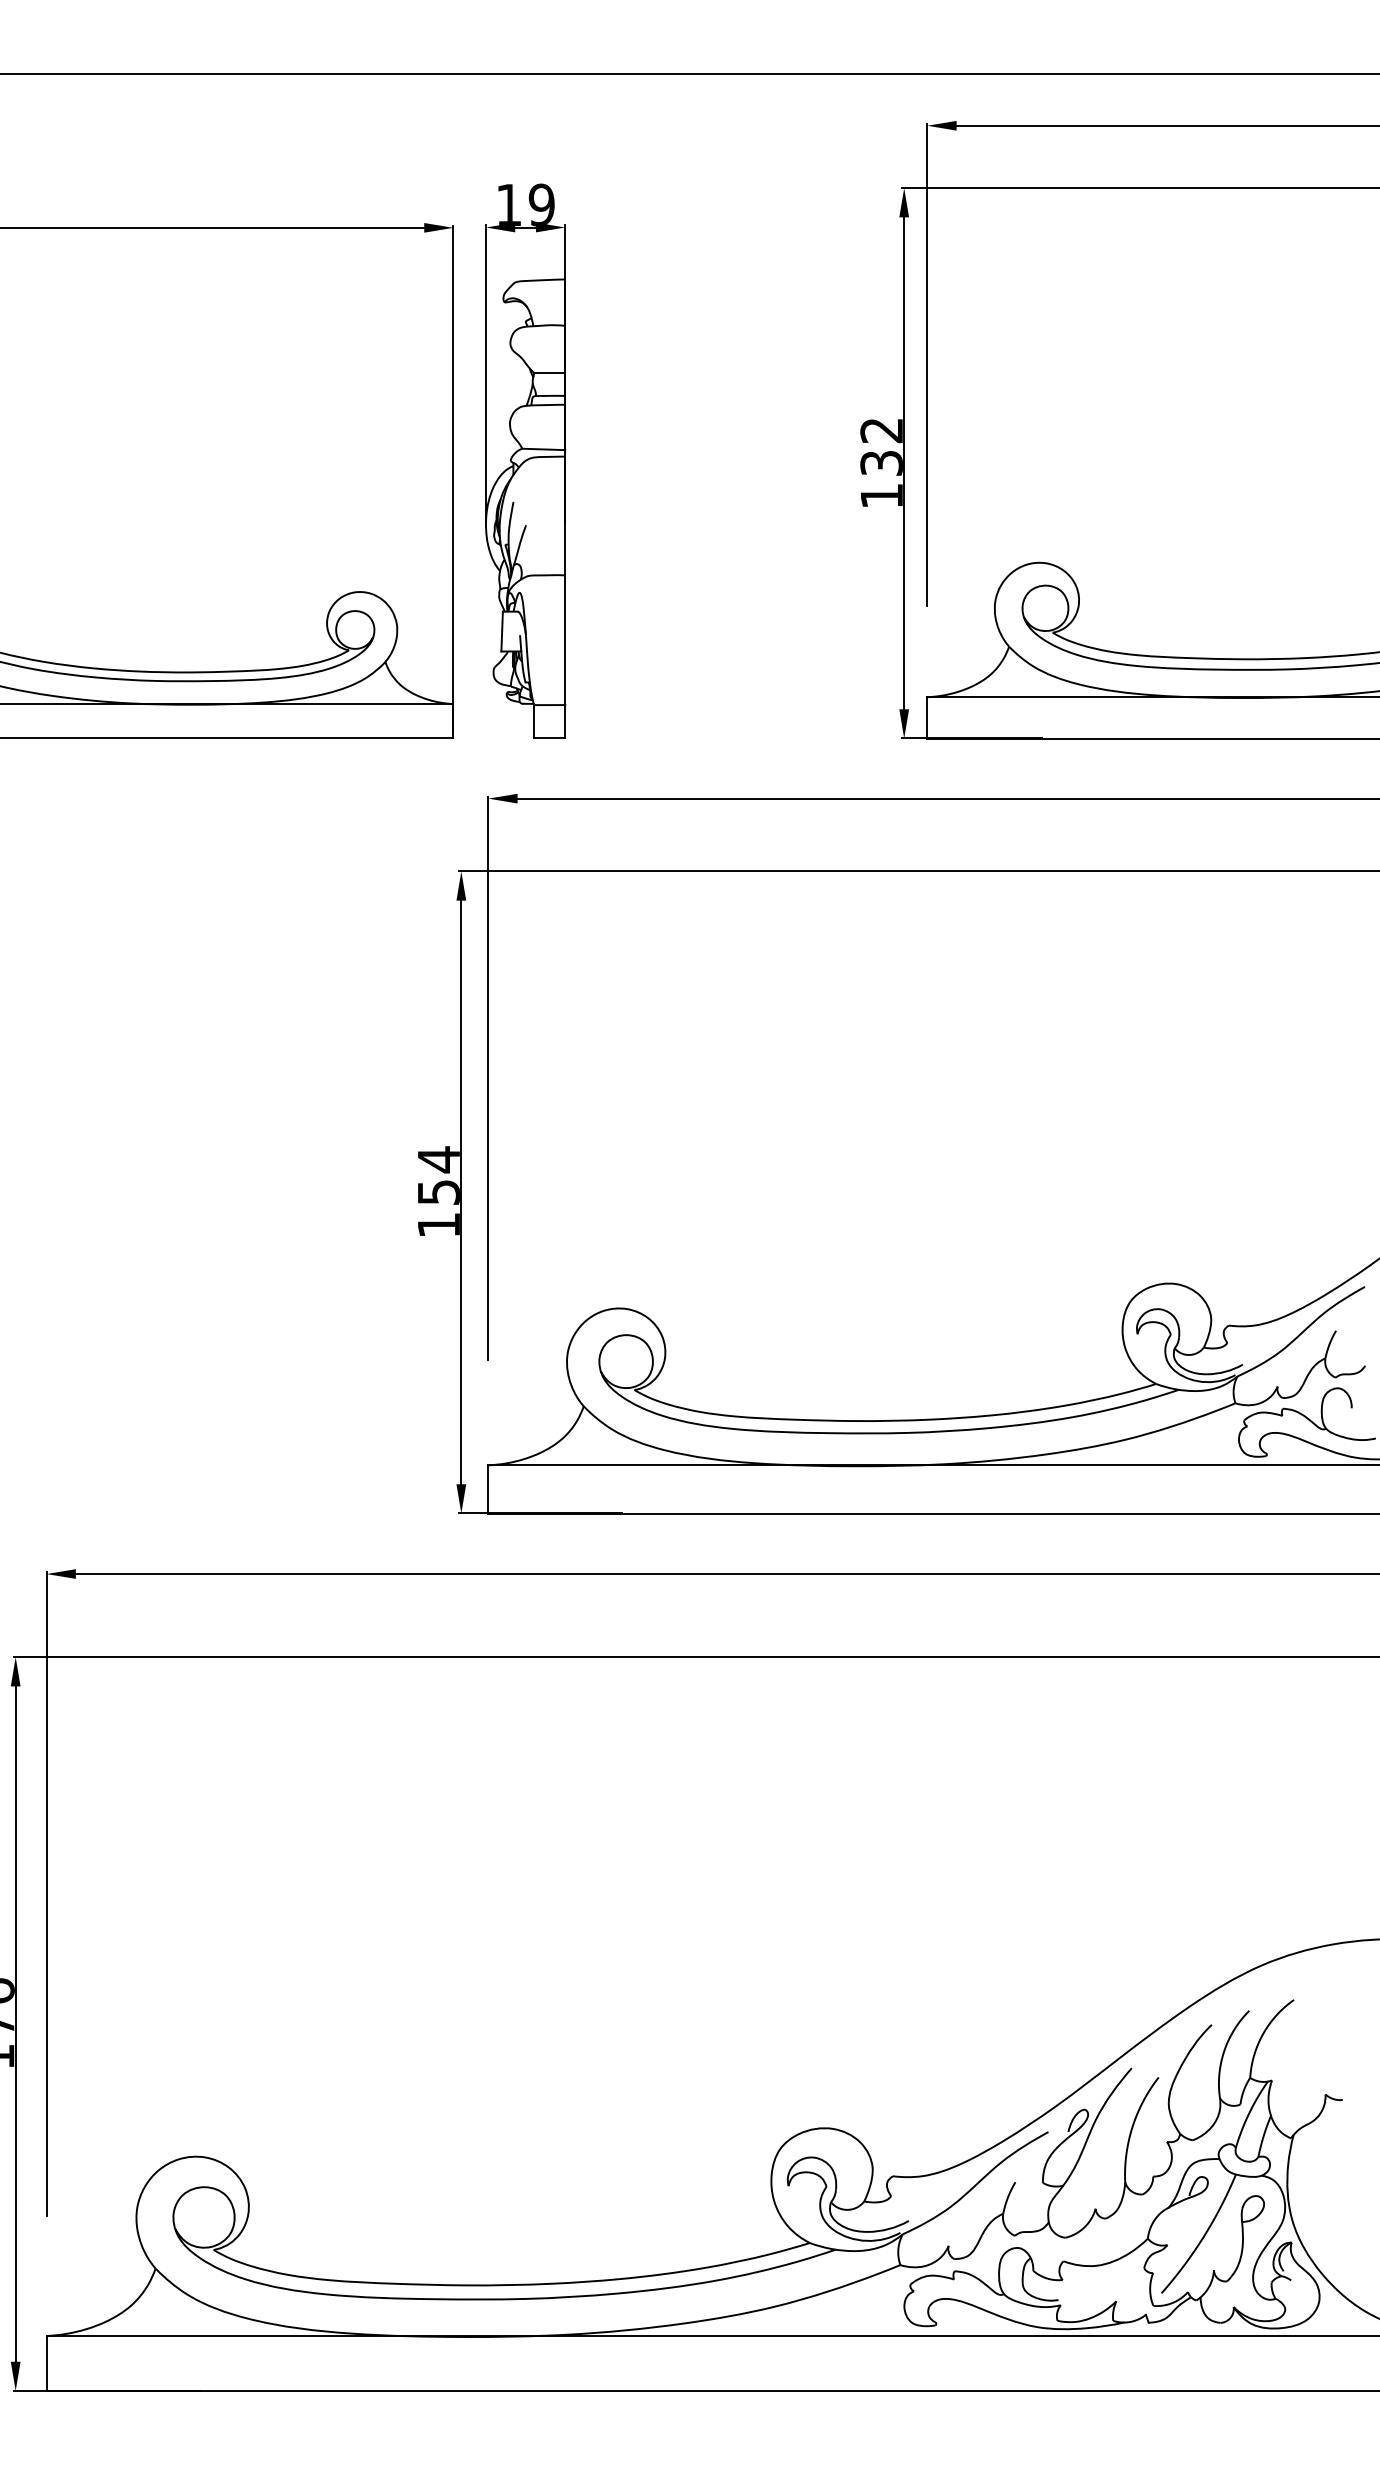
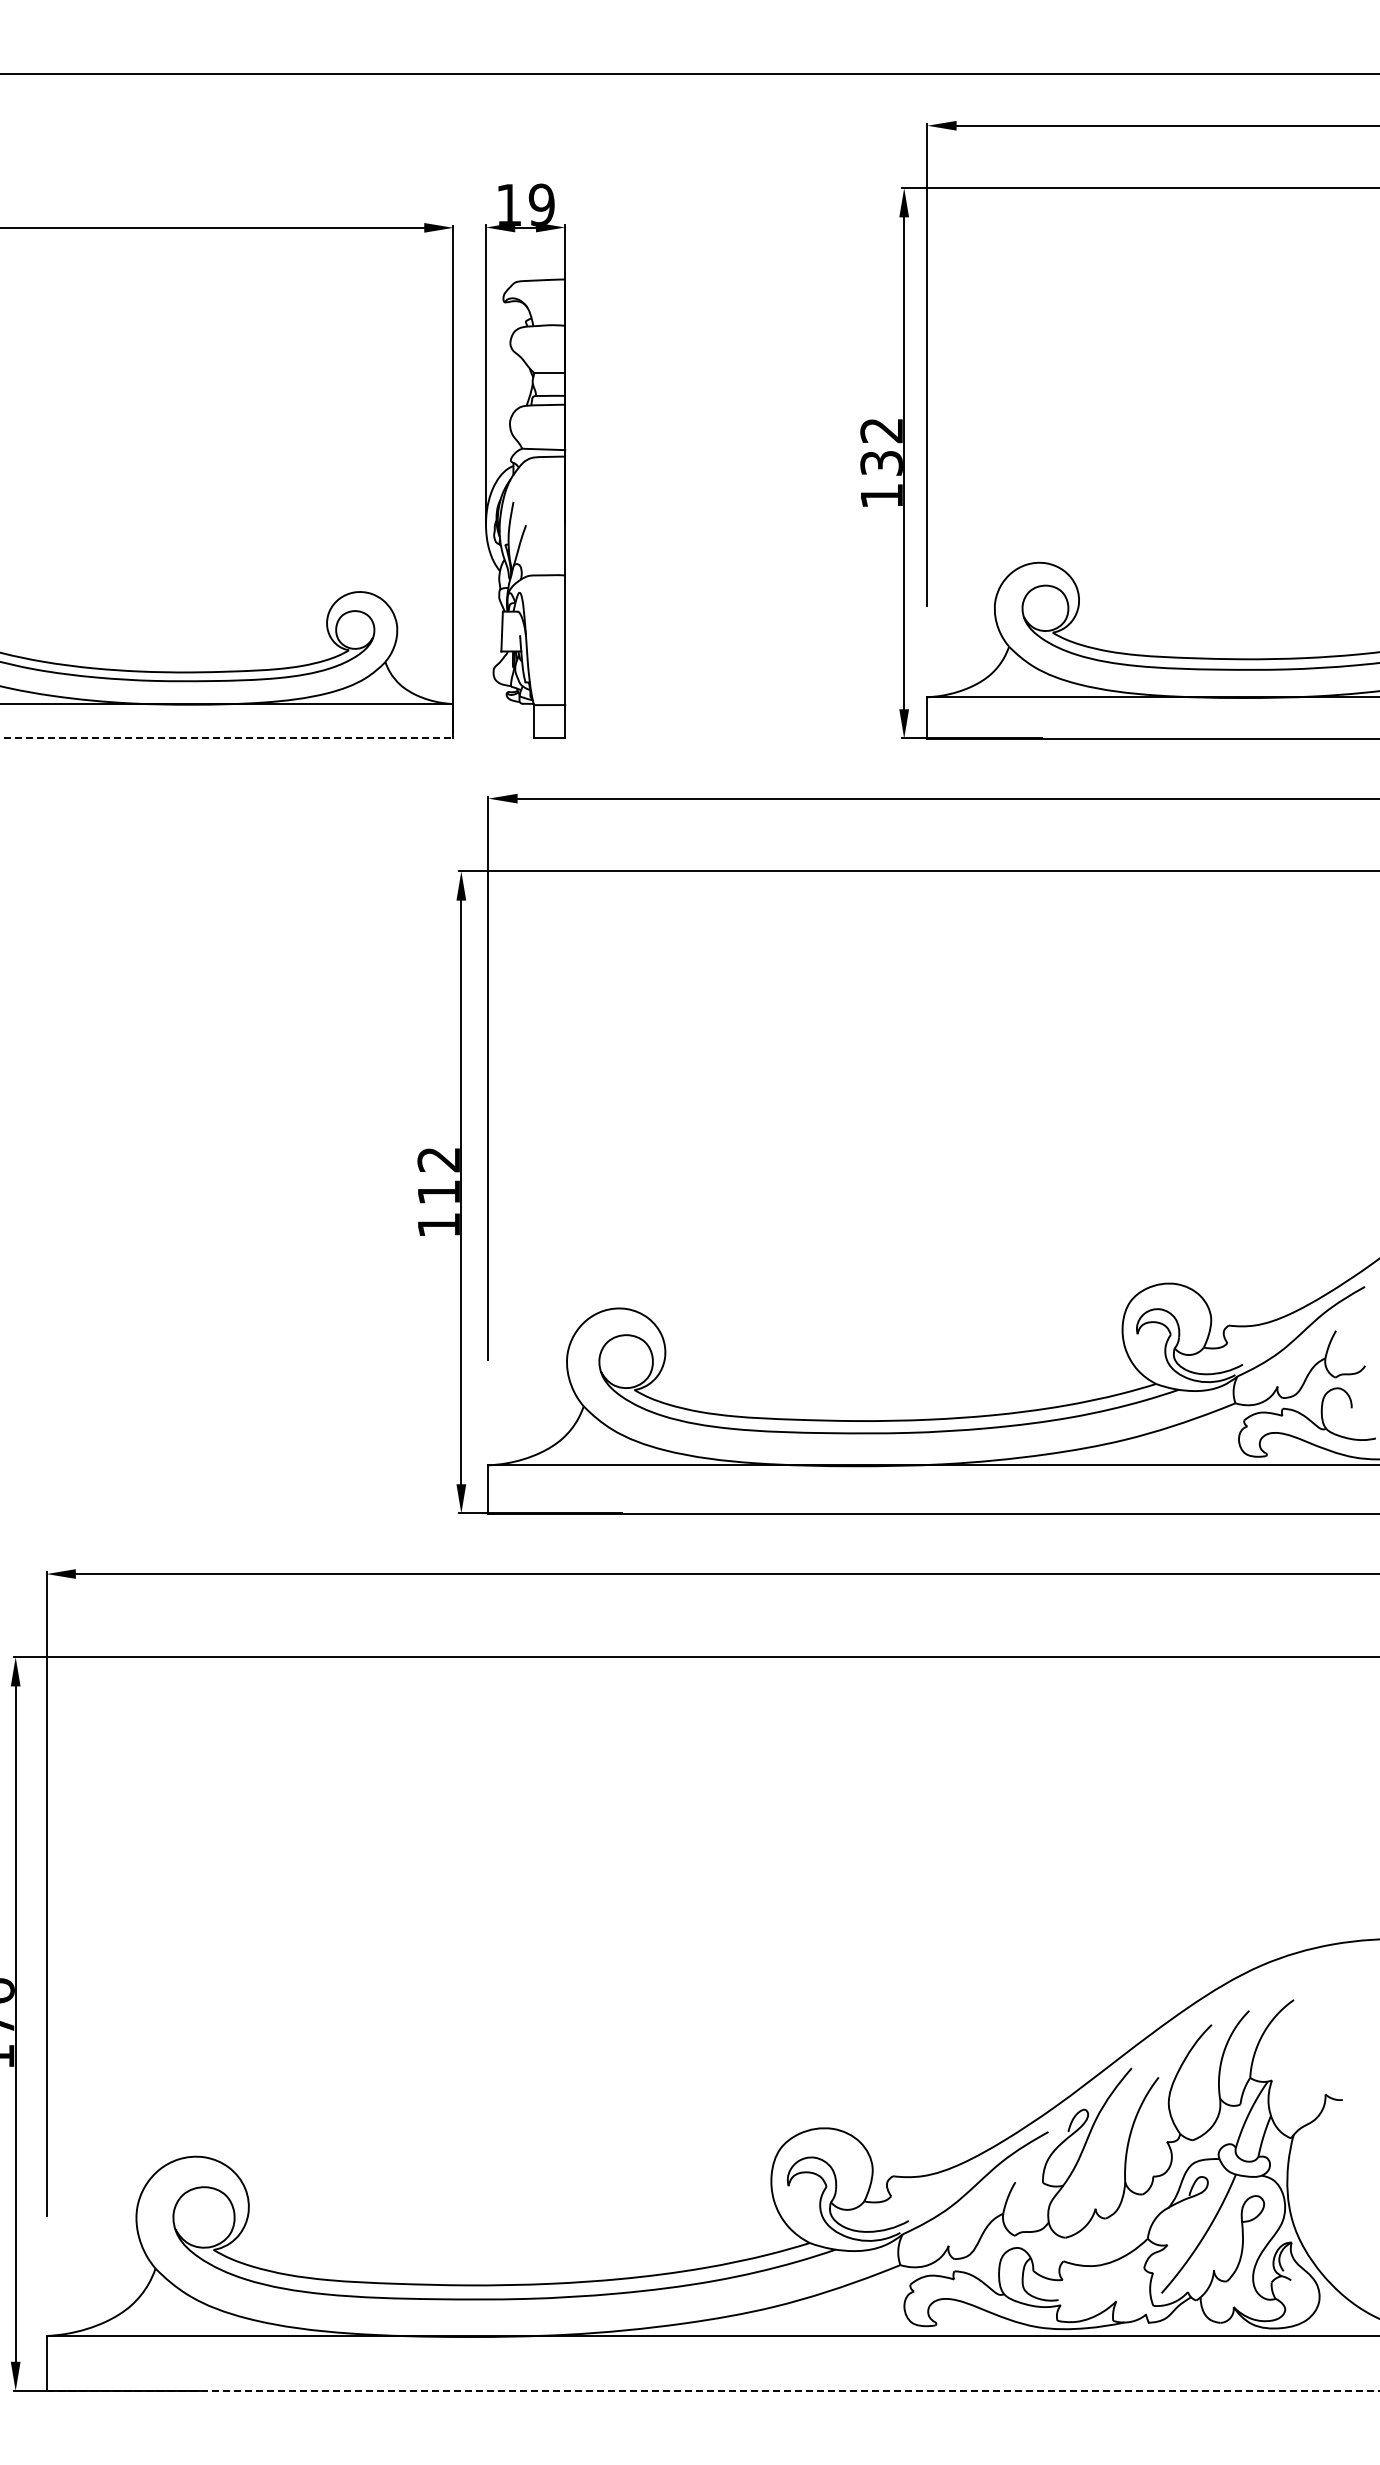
line: solid -> dashed (227, 738)
text: 154 -> 112 (438, 1175)
line: solid -> dashed (713, 2391)
